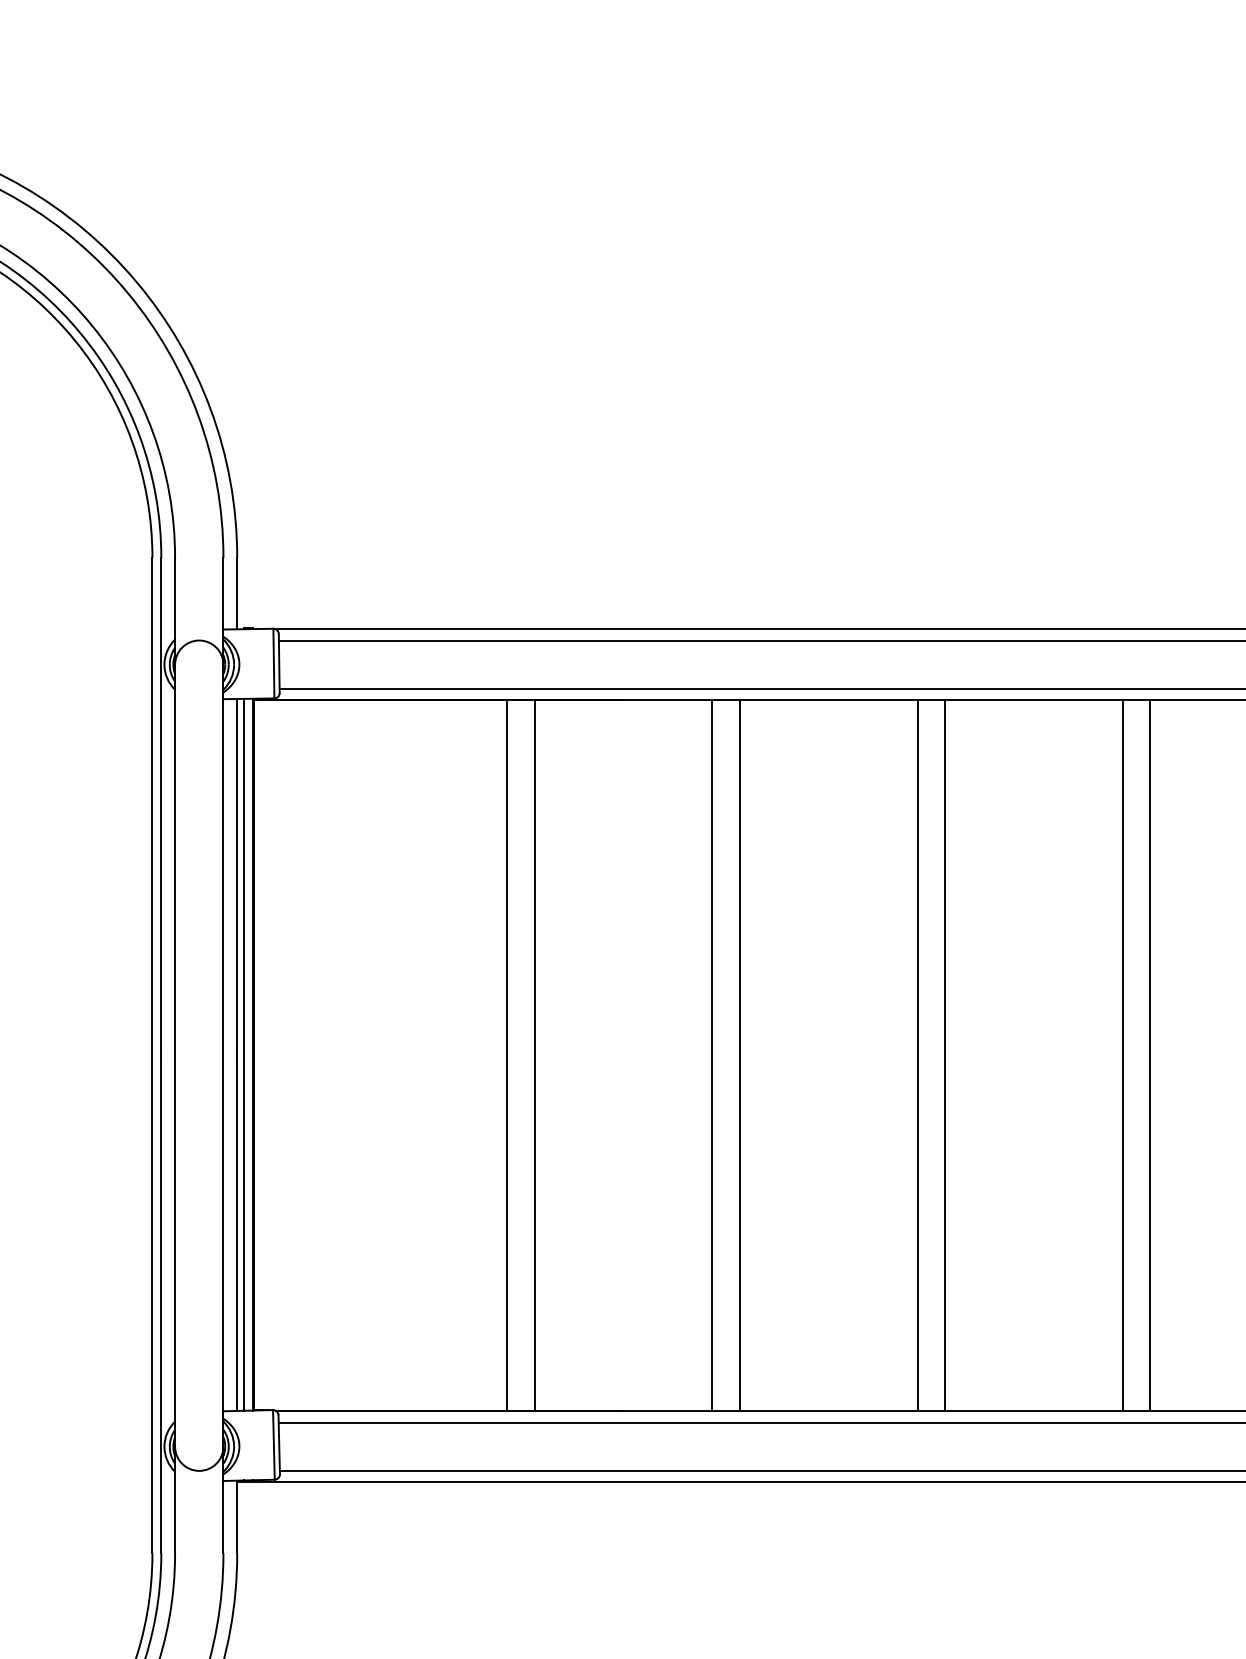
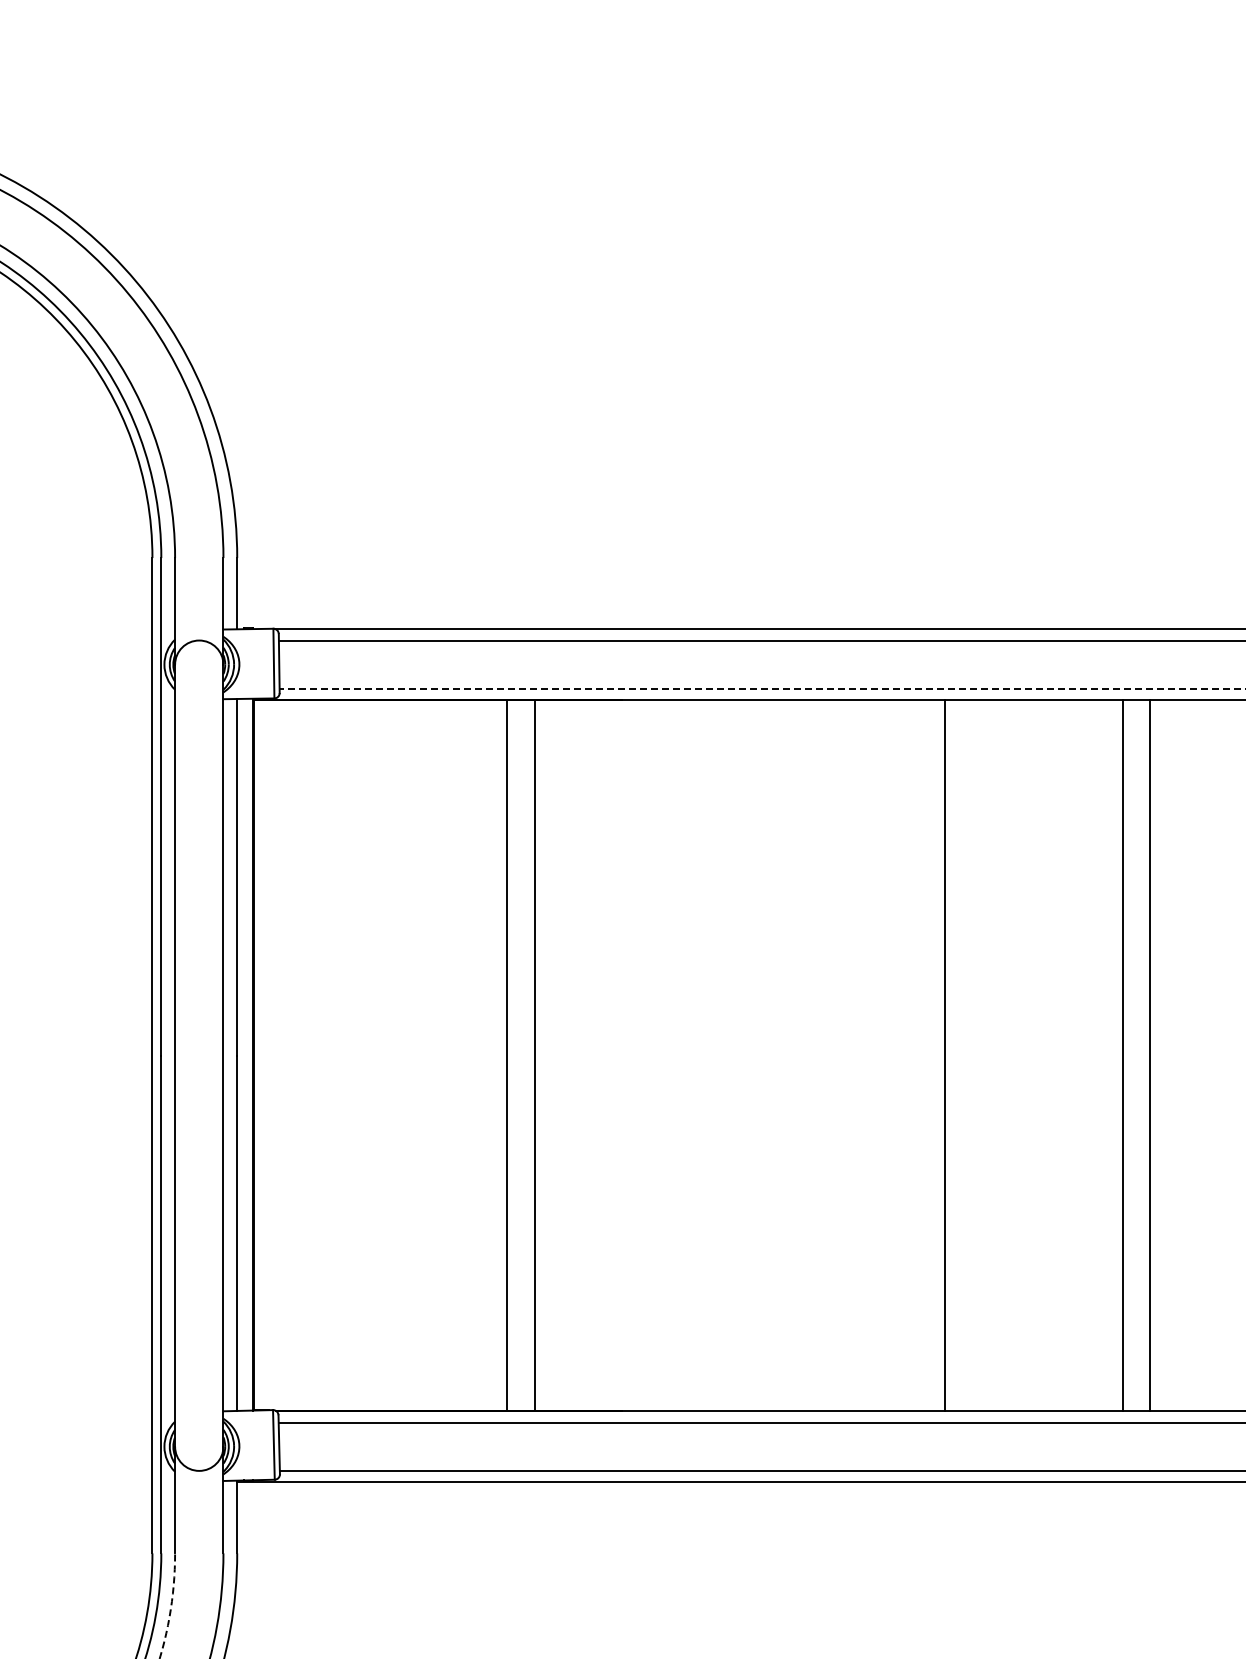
line: solid -> dashed (762, 688)
line: present -> none (243, 1054)
line: present -> none (712, 1055)
line: present -> none (739, 1055)
line: present -> none (917, 1055)
arc: solid -> dashed (171, 1605)
